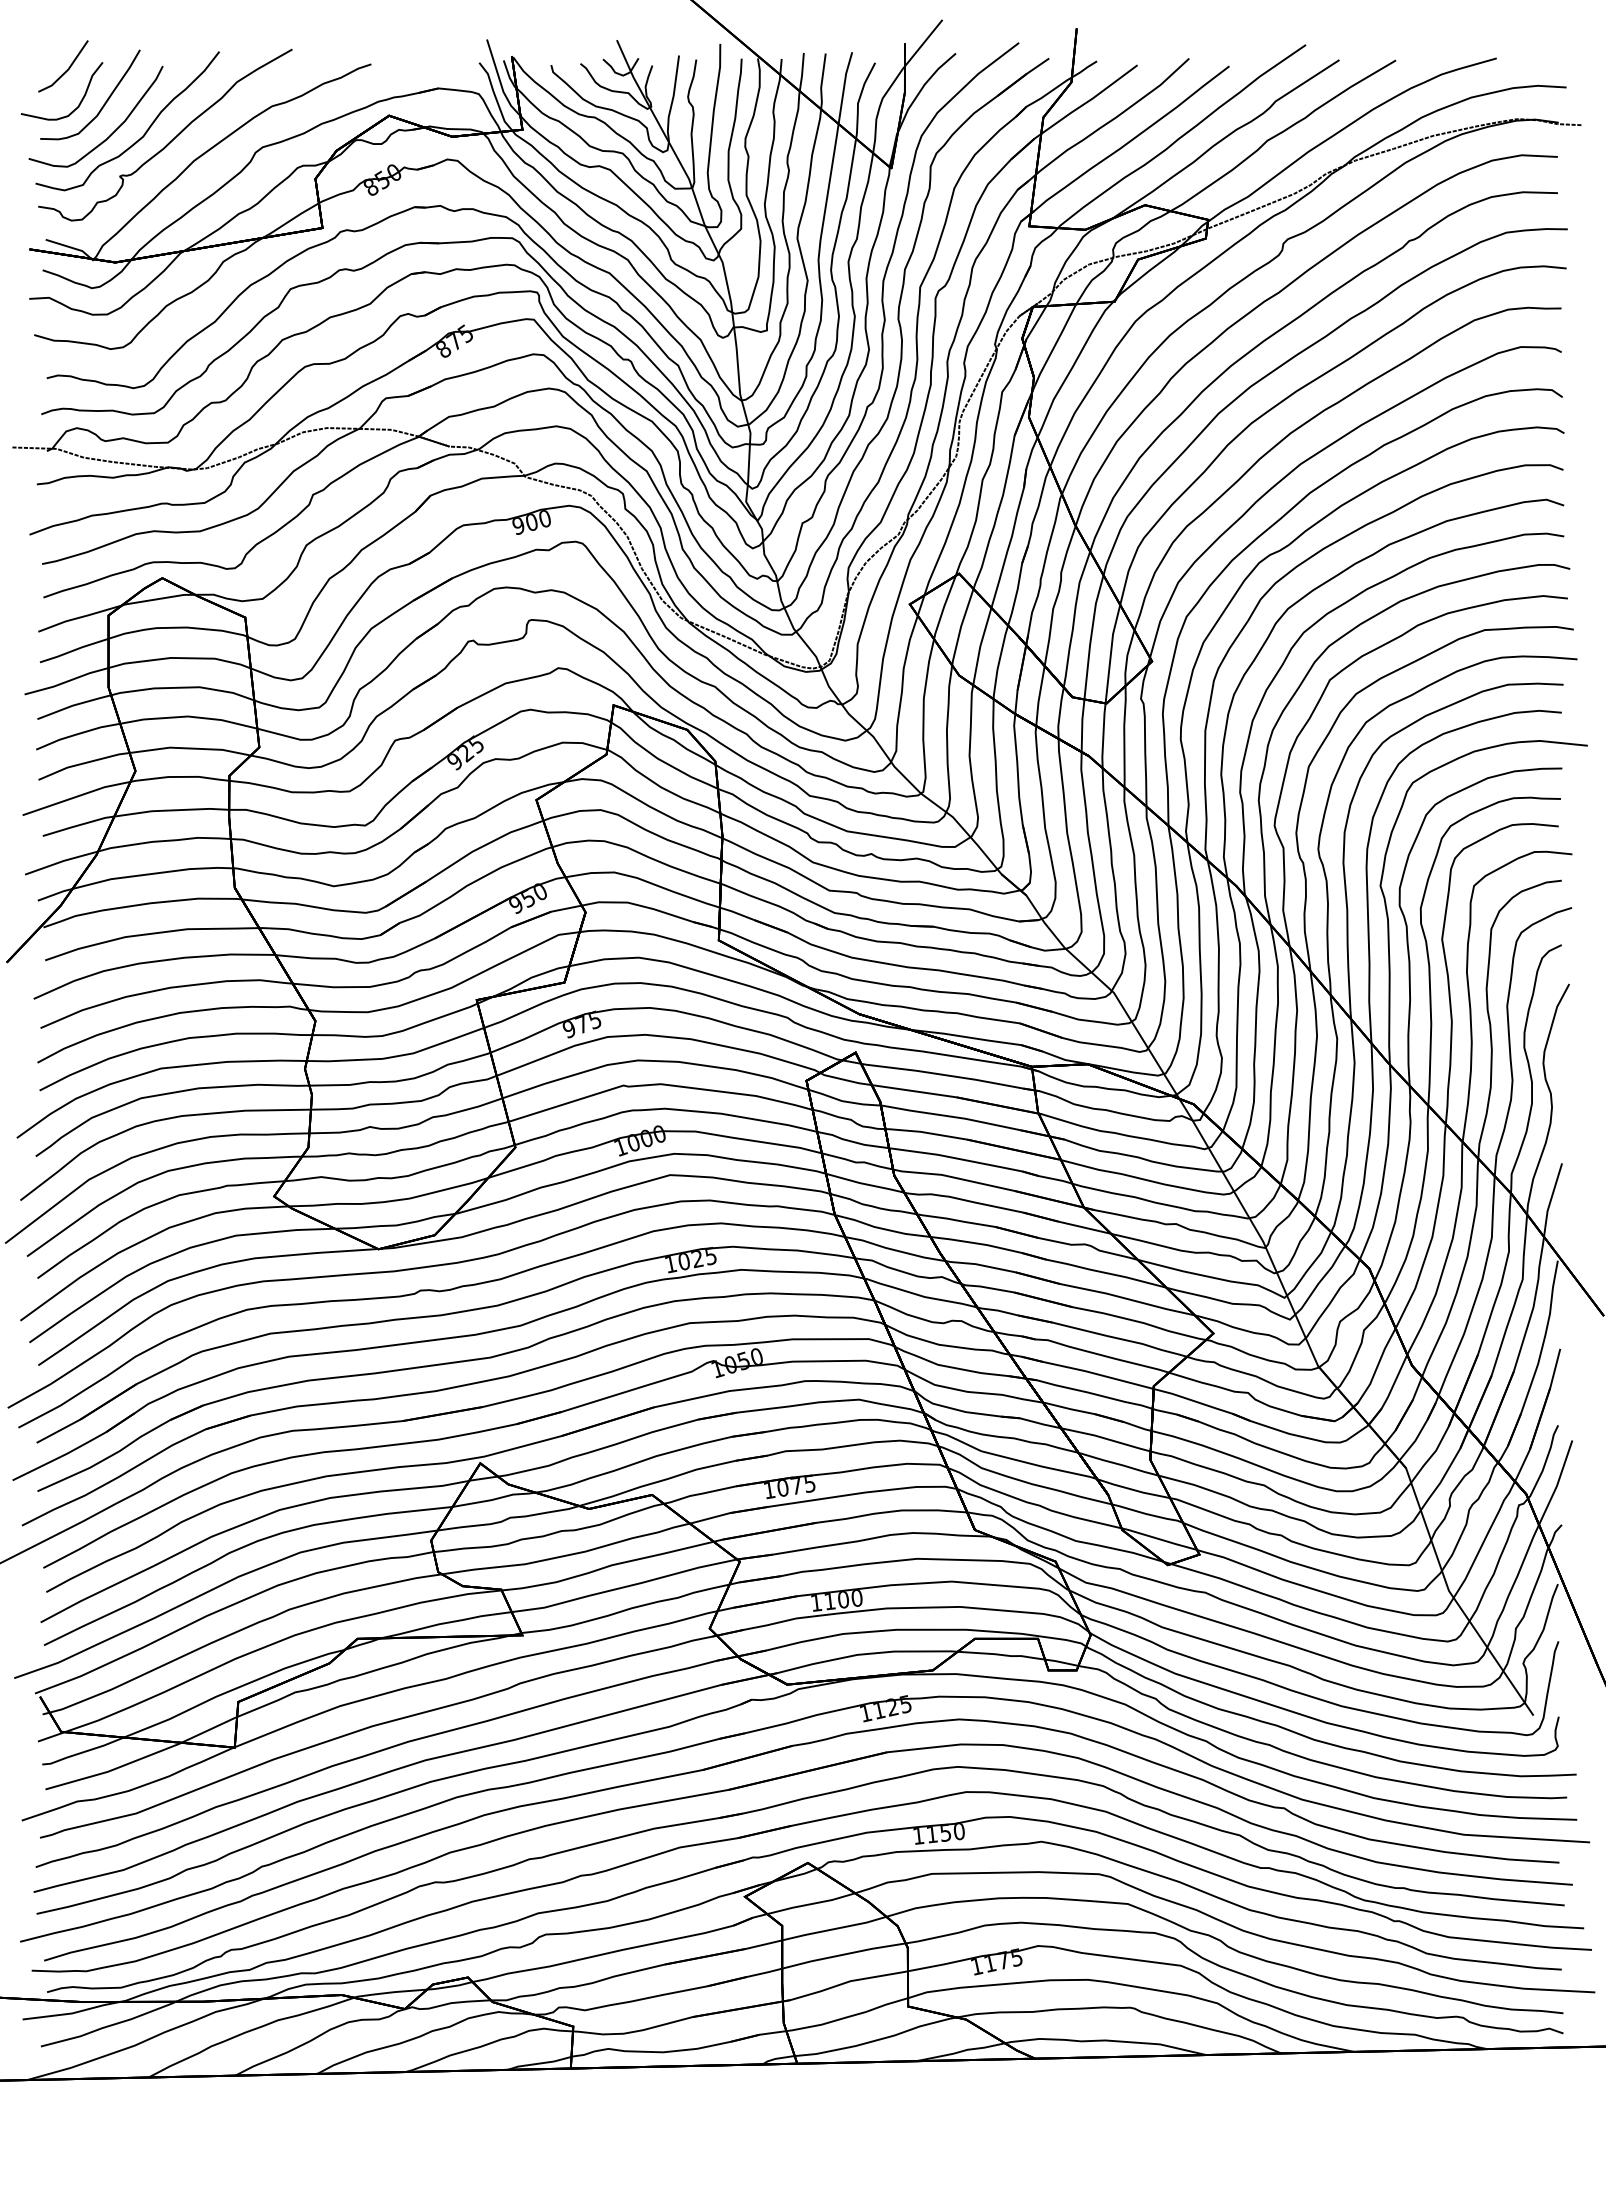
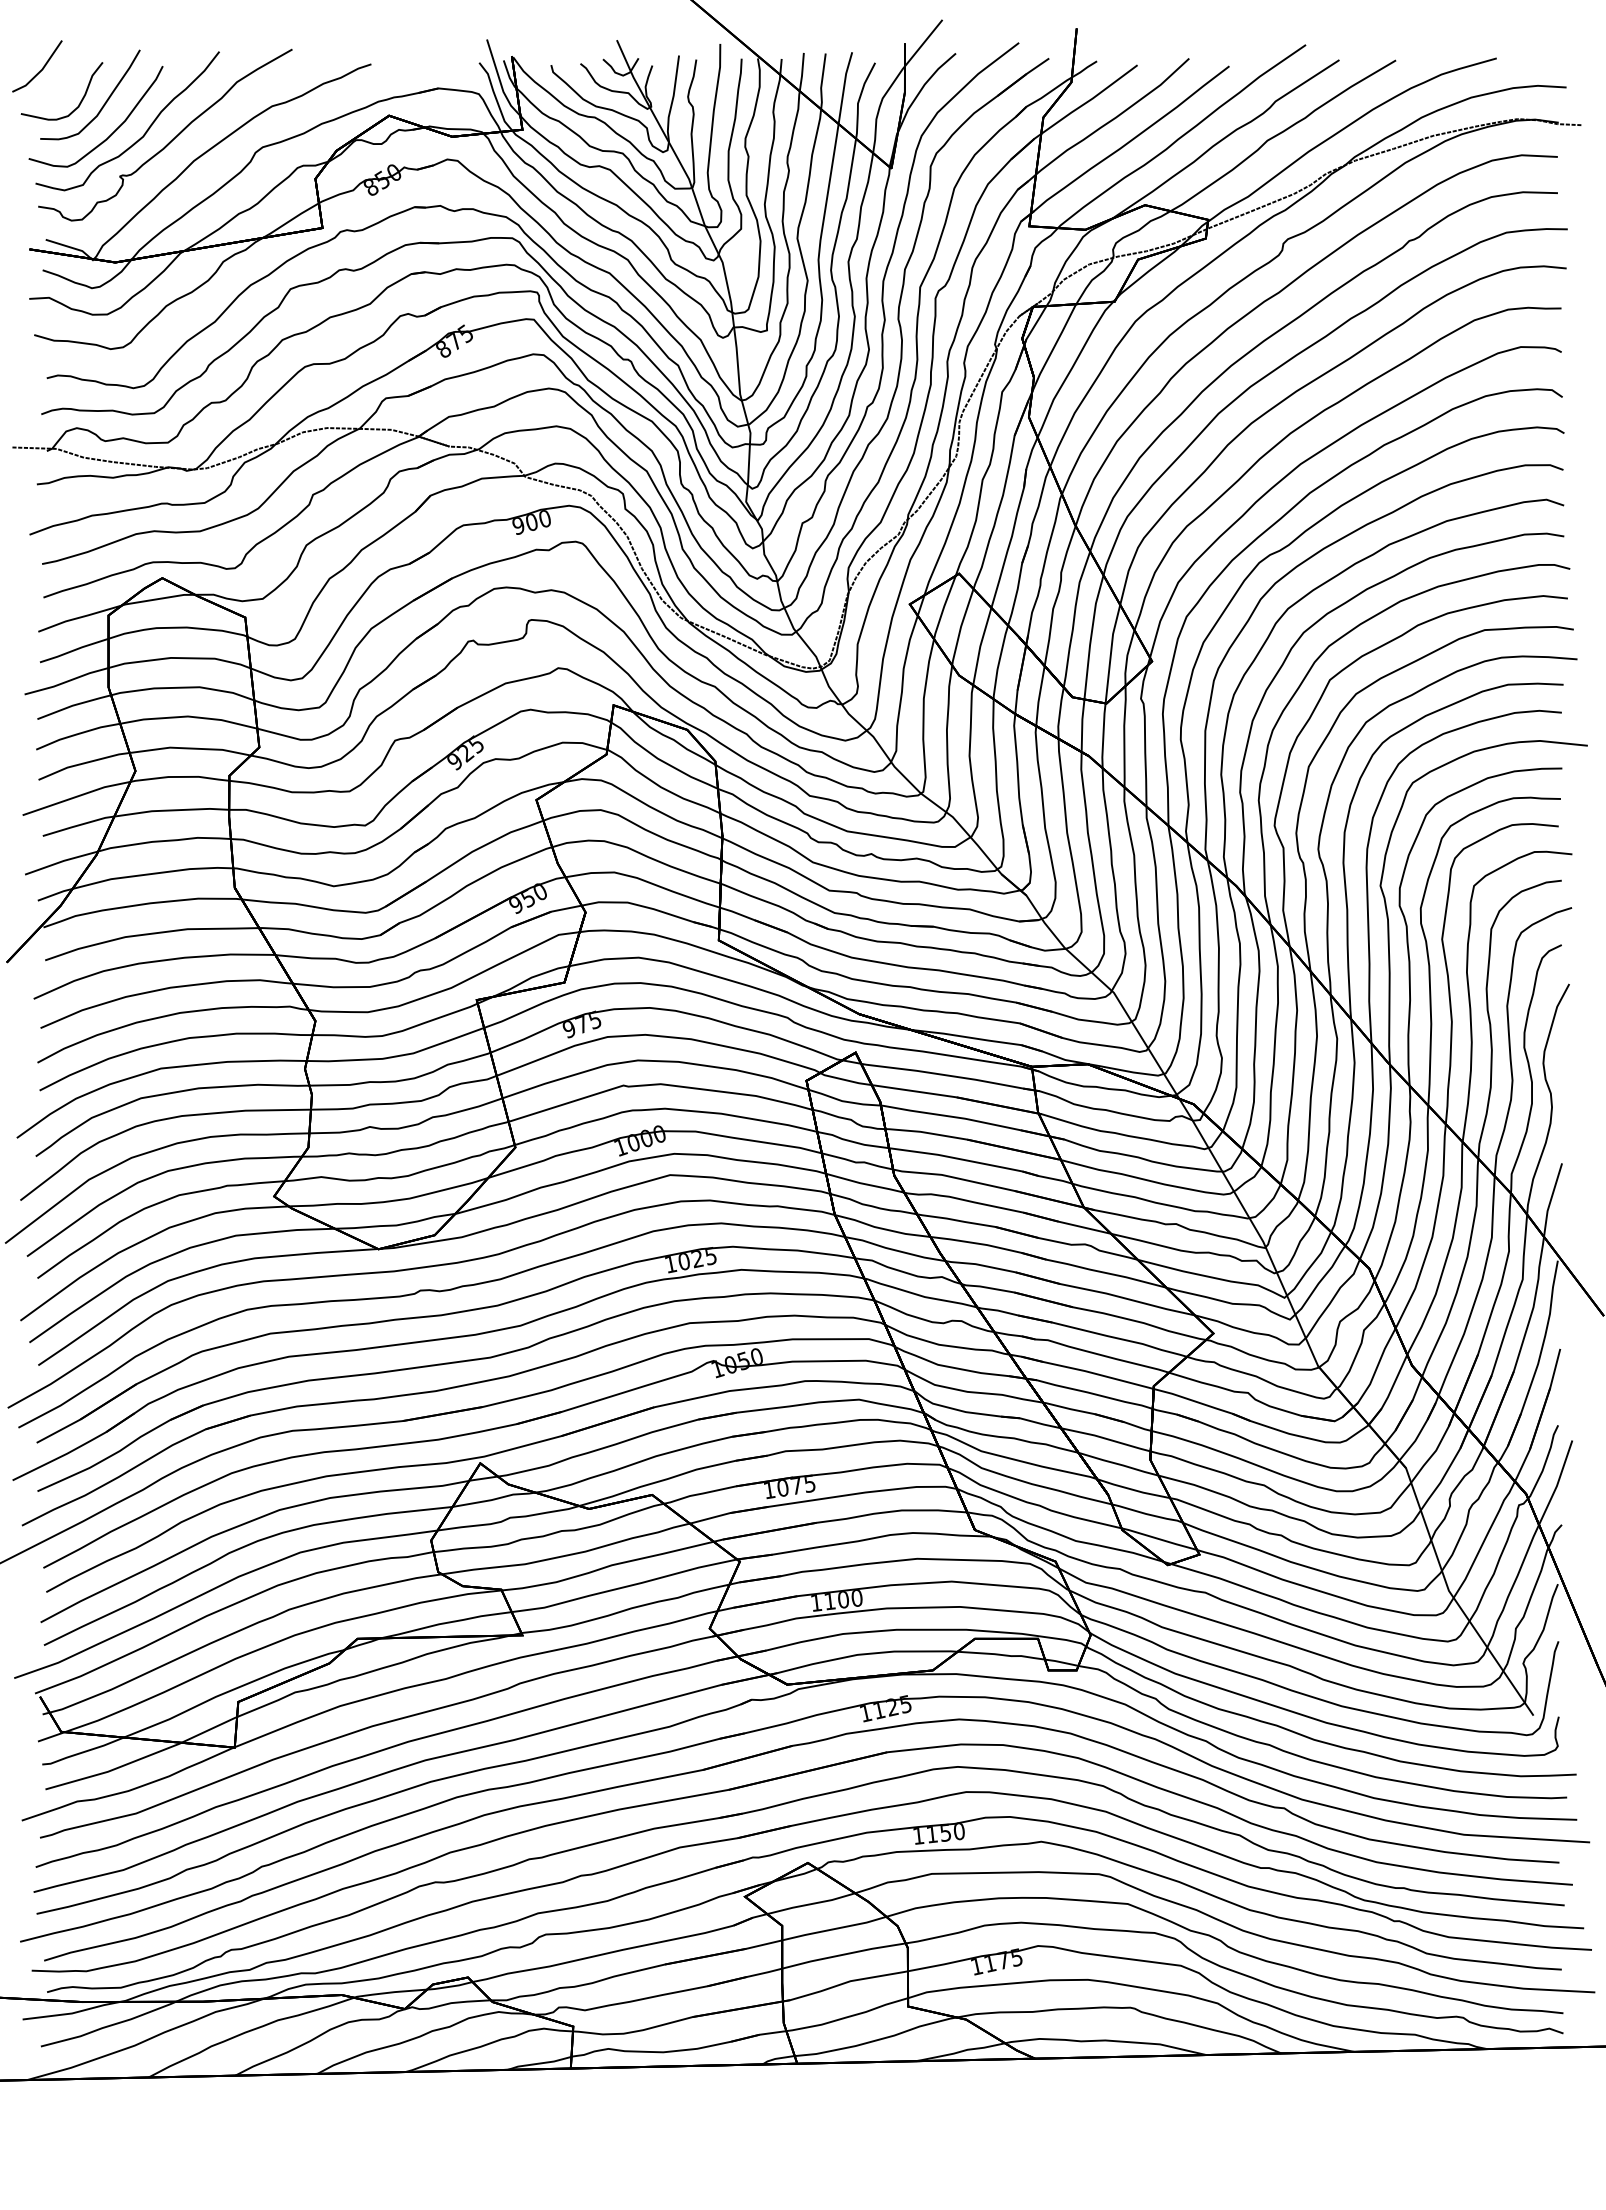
line position: (67, 69) -> (41, 69) (41, 69)
